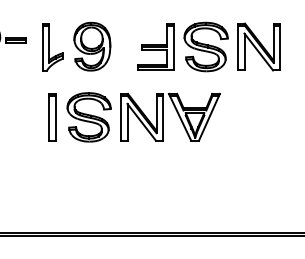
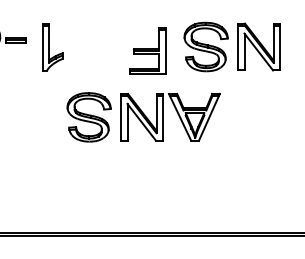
part: present -> none (92, 46)
part position: (155, 46) -> (147, 50) (147, 50)
part: present -> none (52, 117)
